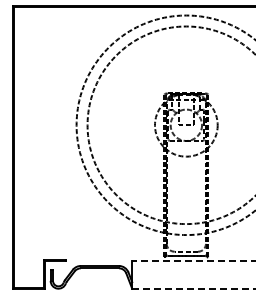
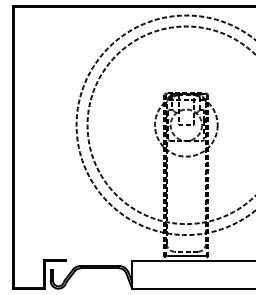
line: dashed -> solid (194, 261)
line: dashed -> solid (194, 288)
